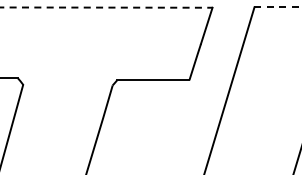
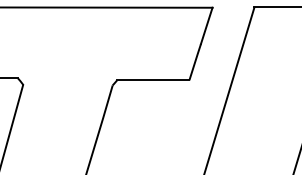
line: dashed -> solid (106, 7)
line: dashed -> solid (278, 7)
